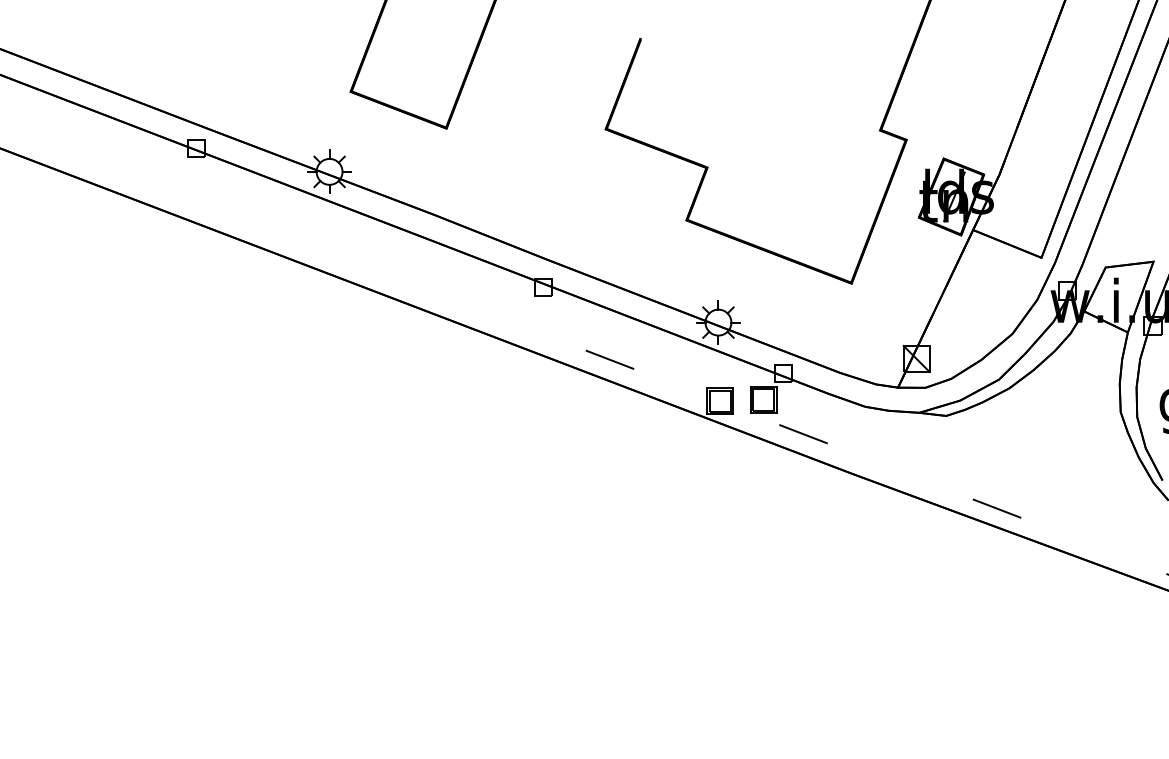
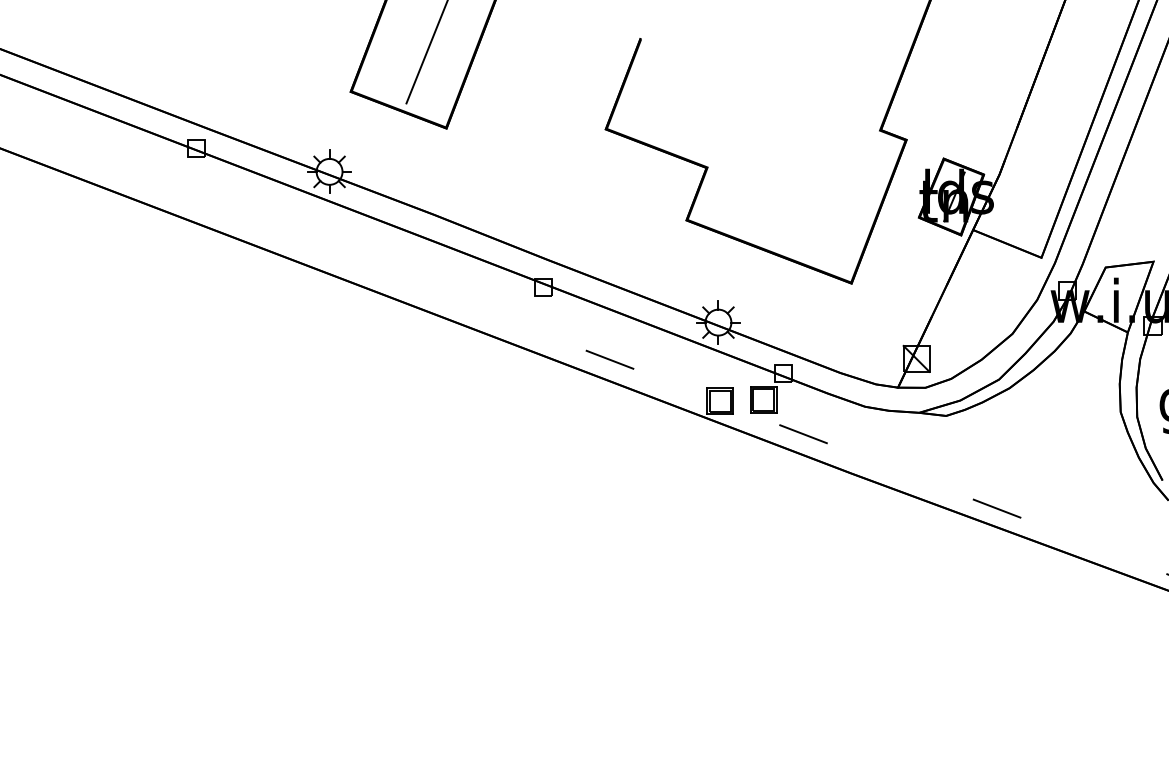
line: none -> present (426, 52)
